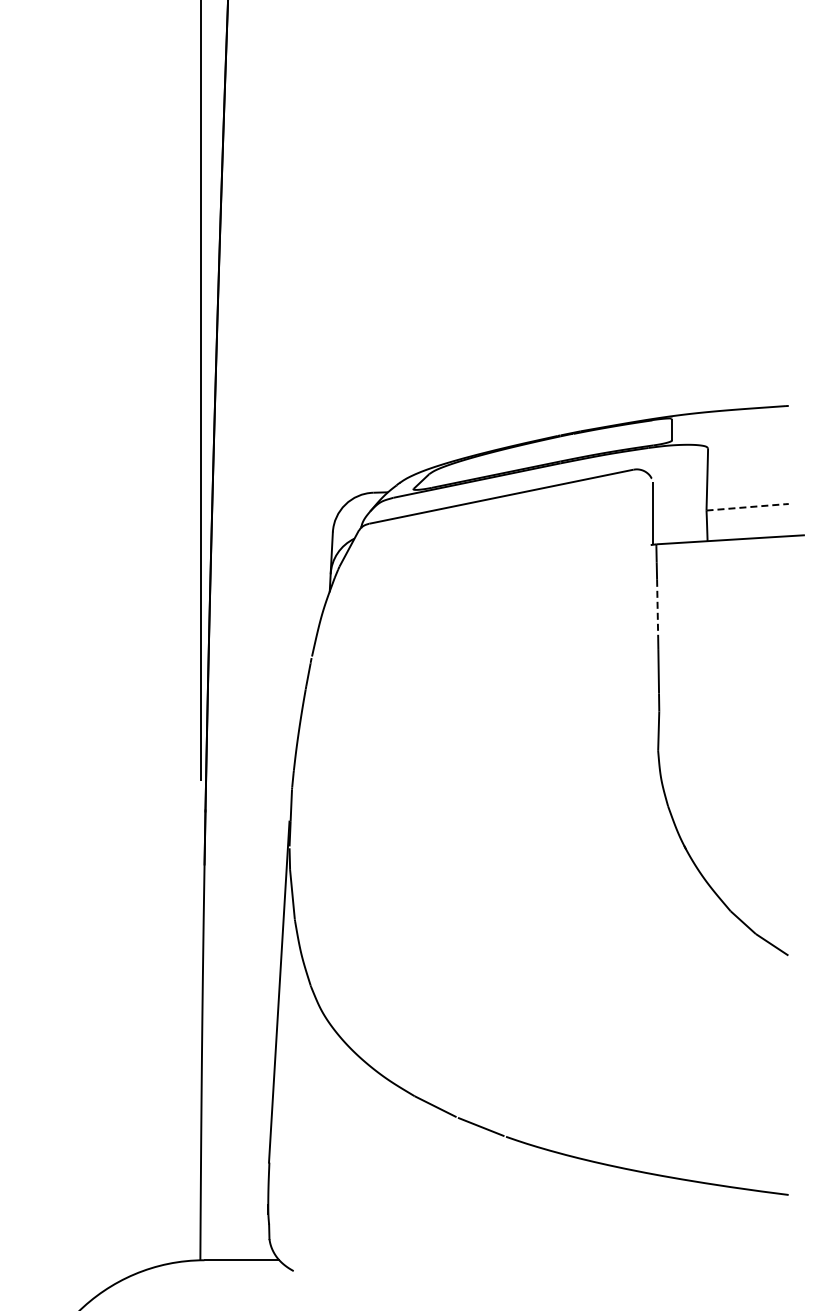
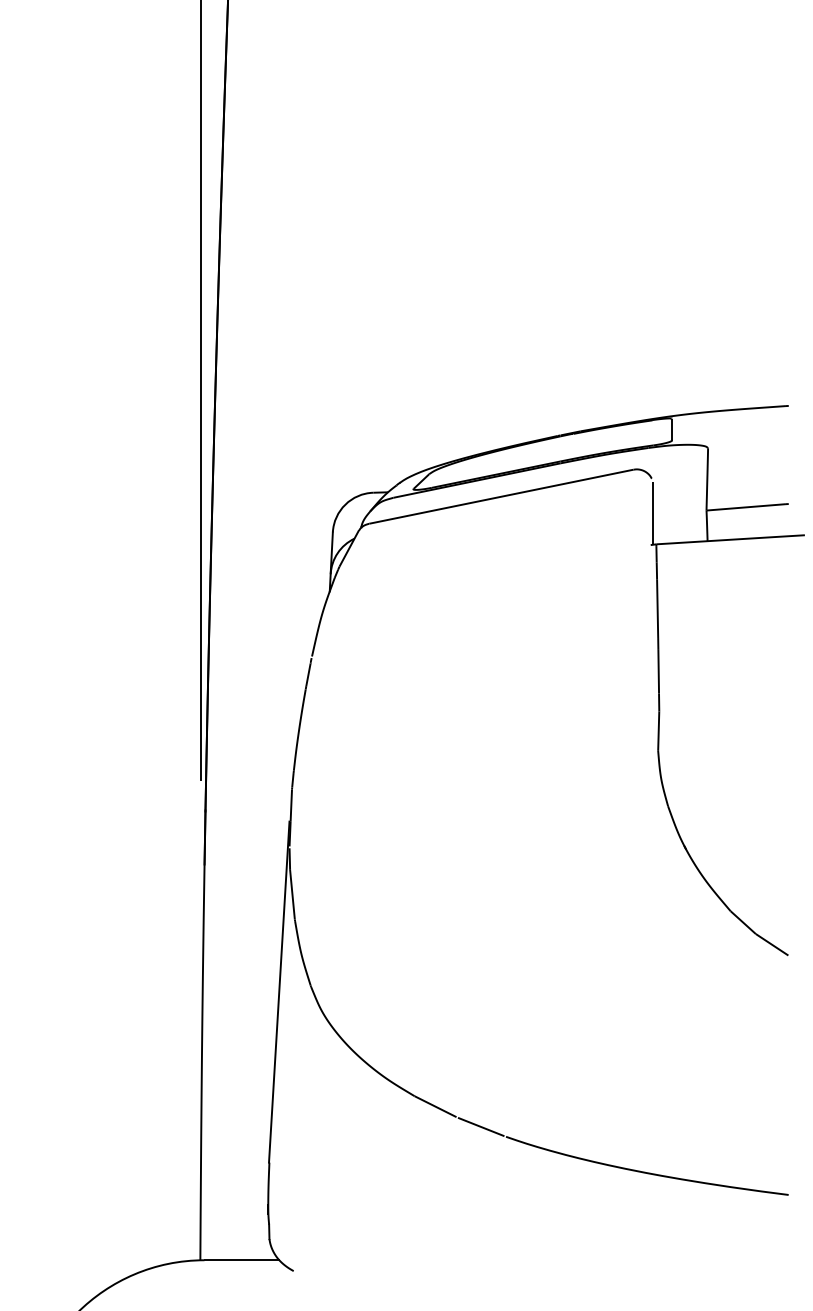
line: dashed -> solid (746, 507)
line: dashed -> solid (657, 609)
